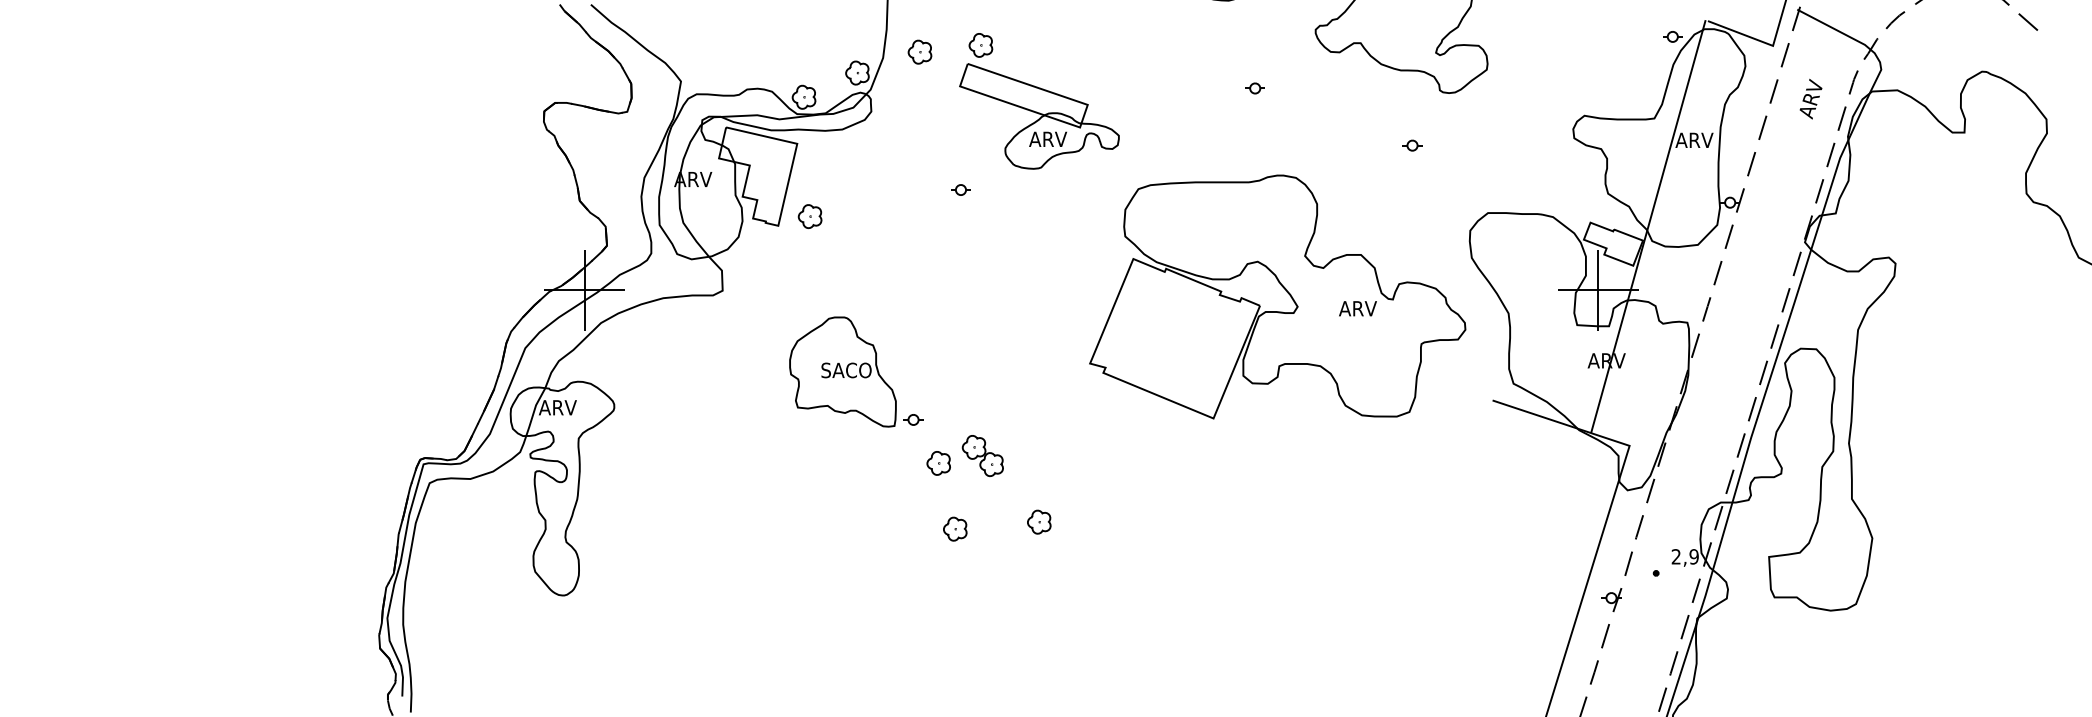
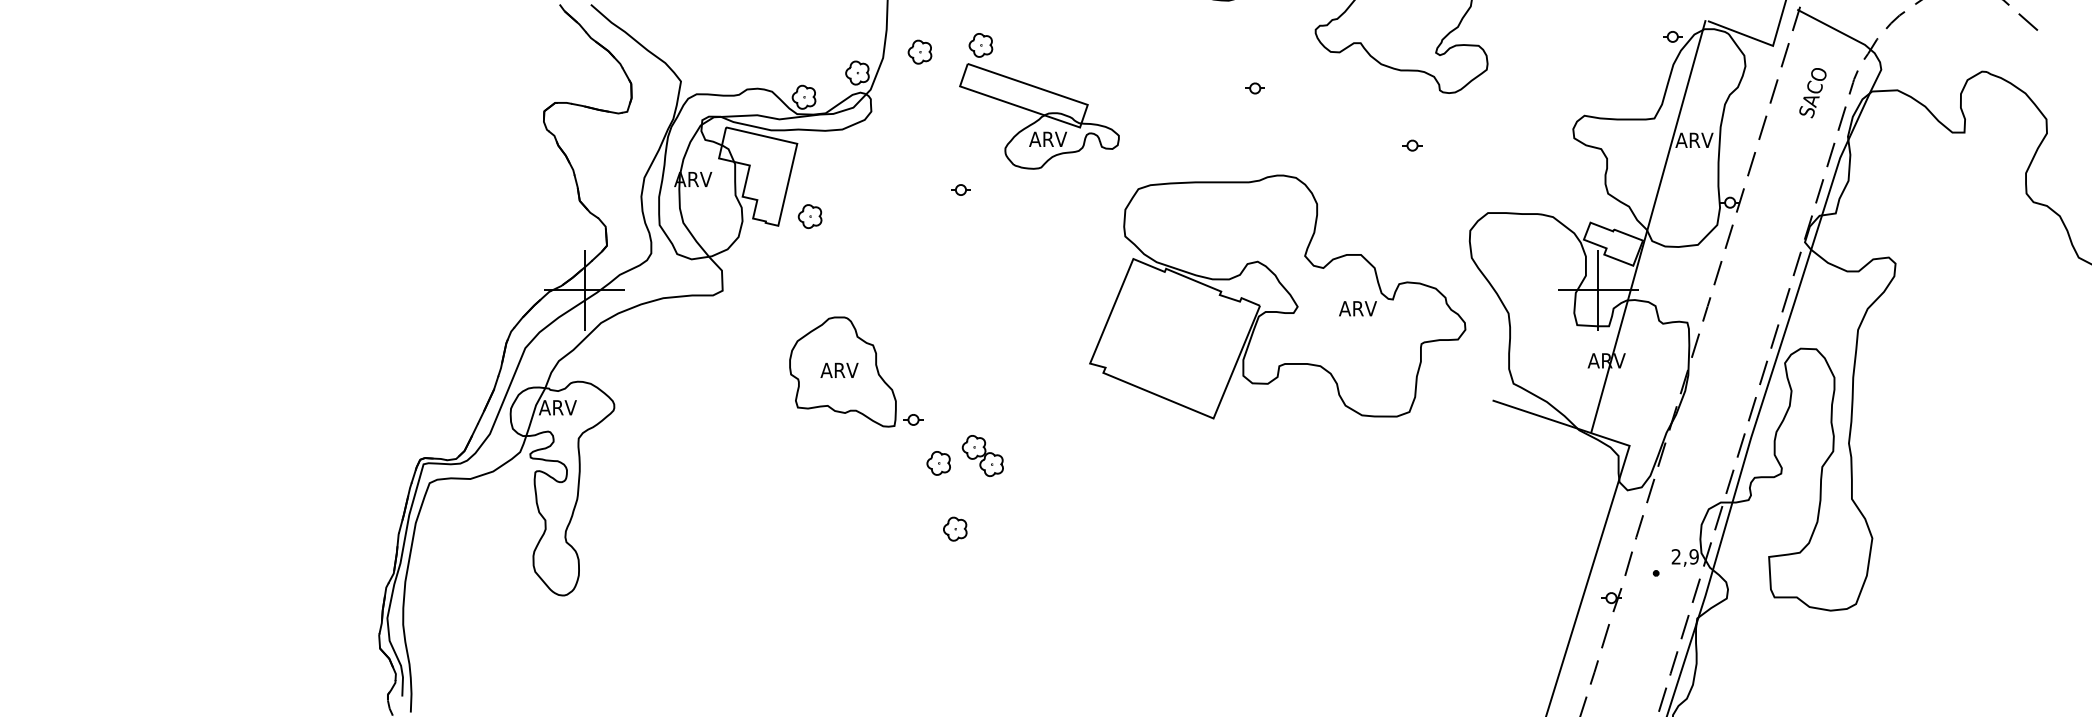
text: ARV -> SACO (1812, 93)
text: SACO -> ARV (845, 370)
part: present -> none (1039, 521)
